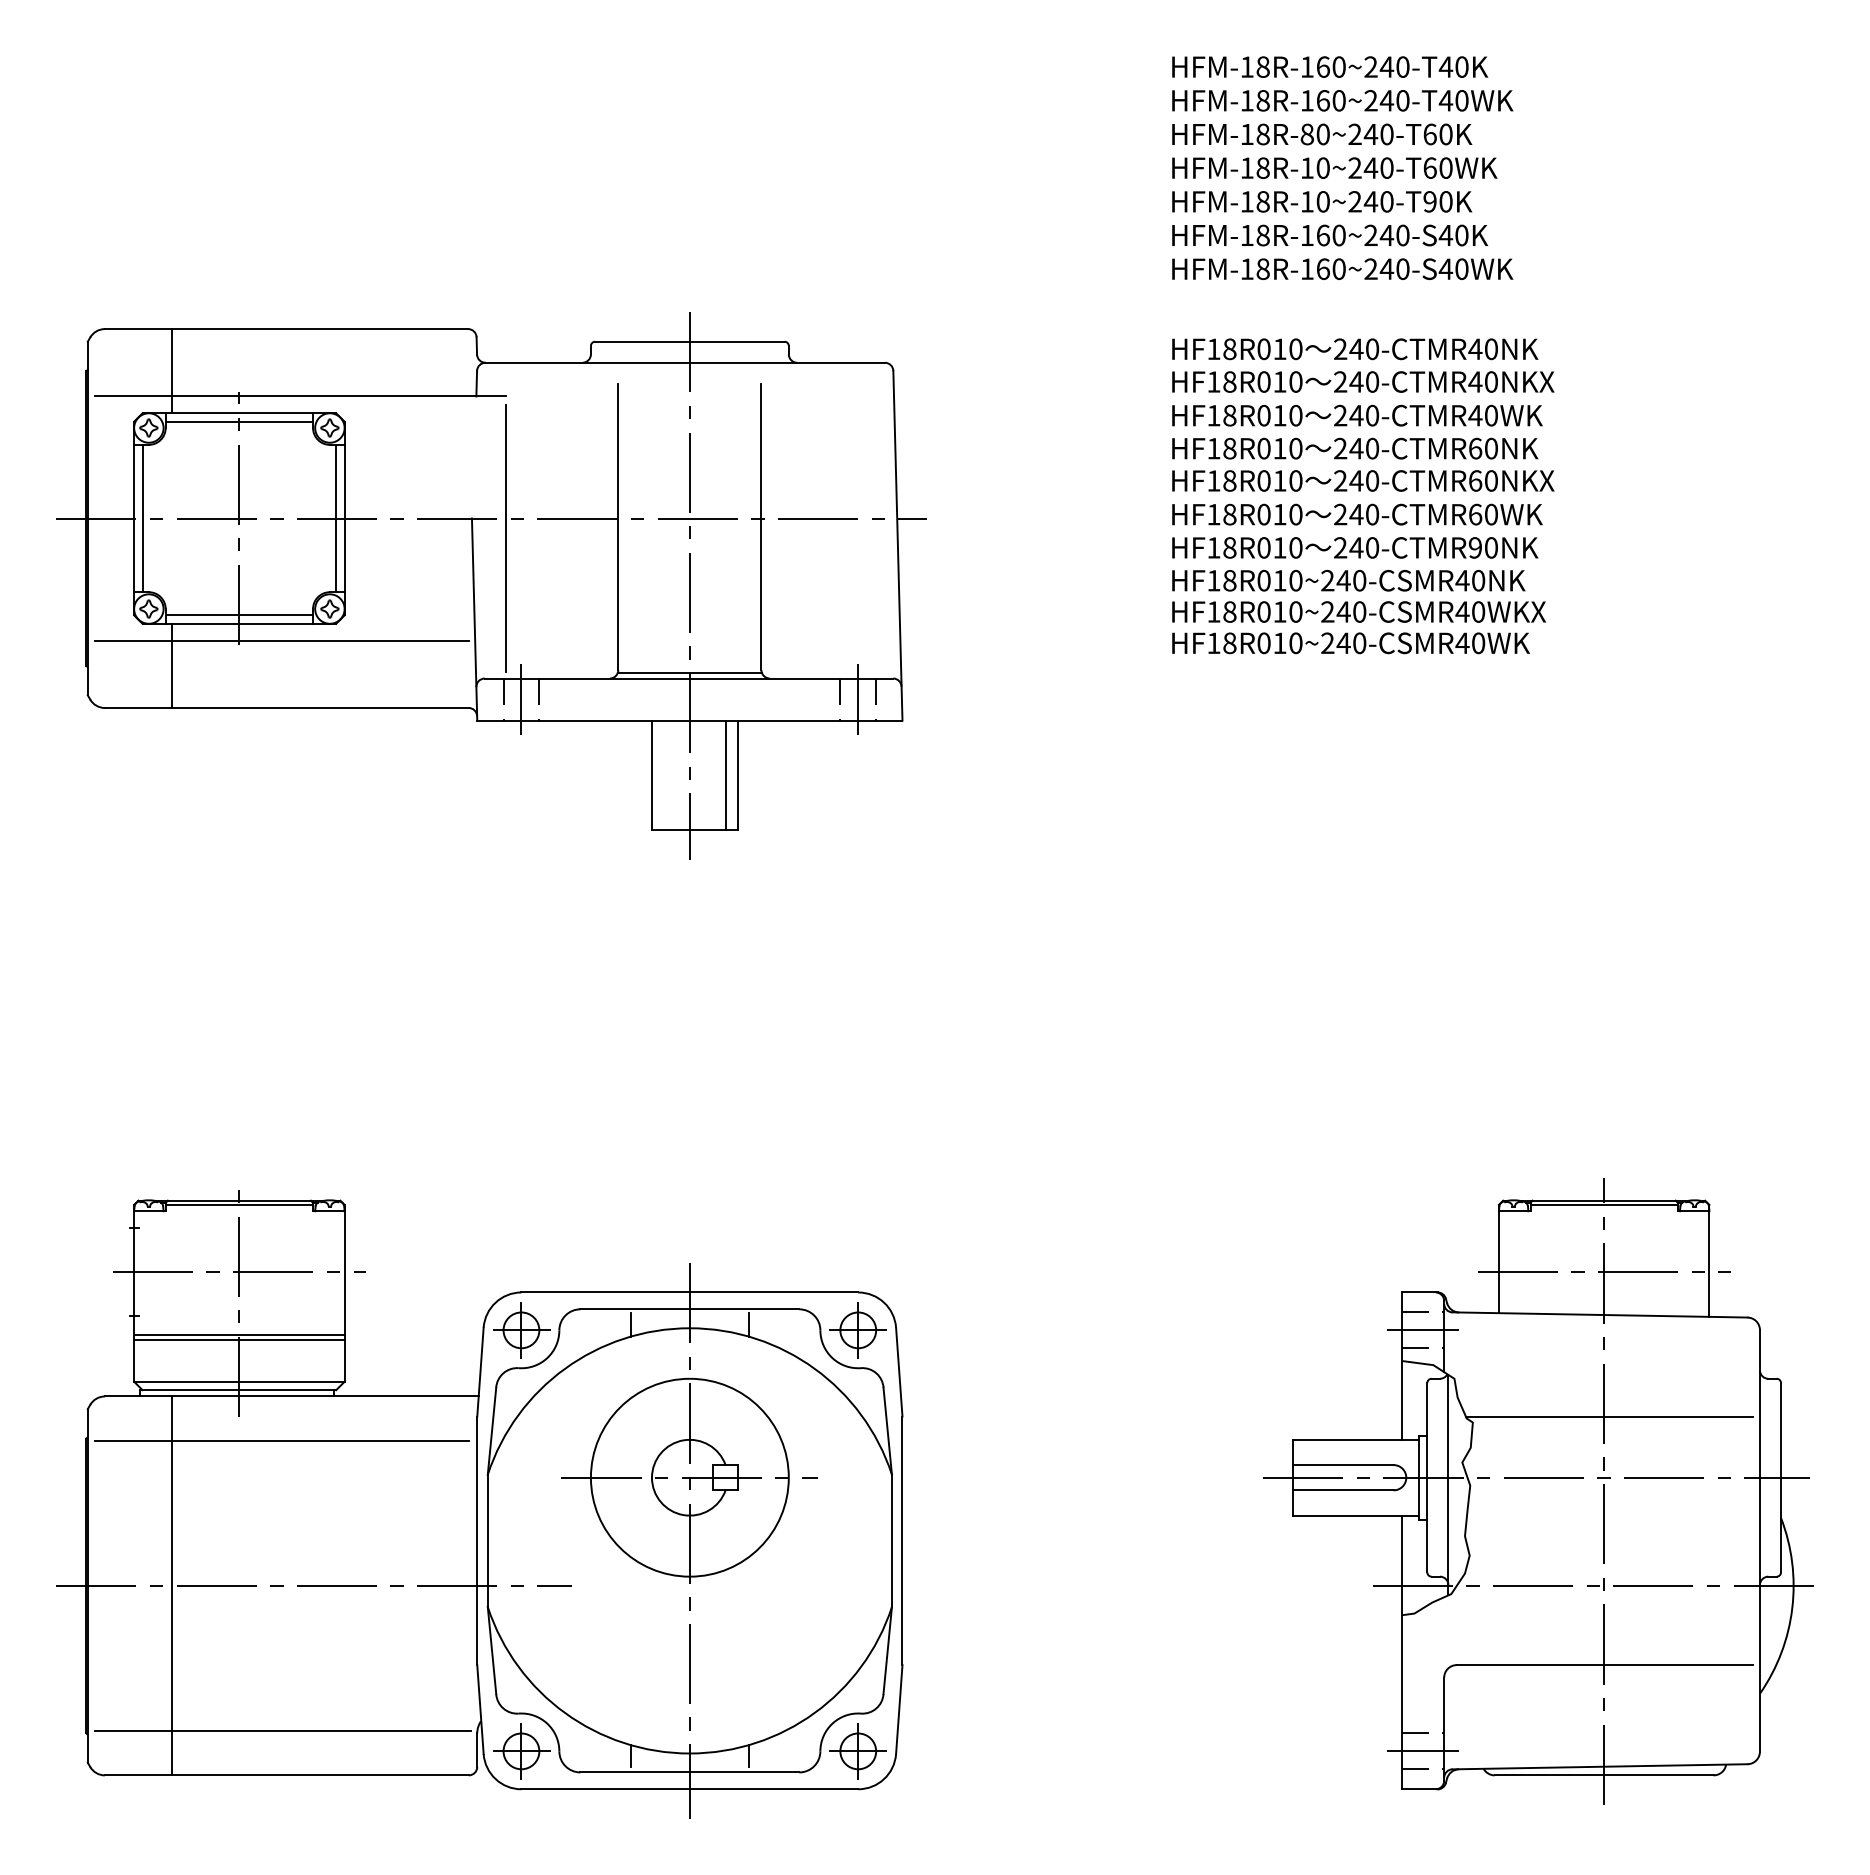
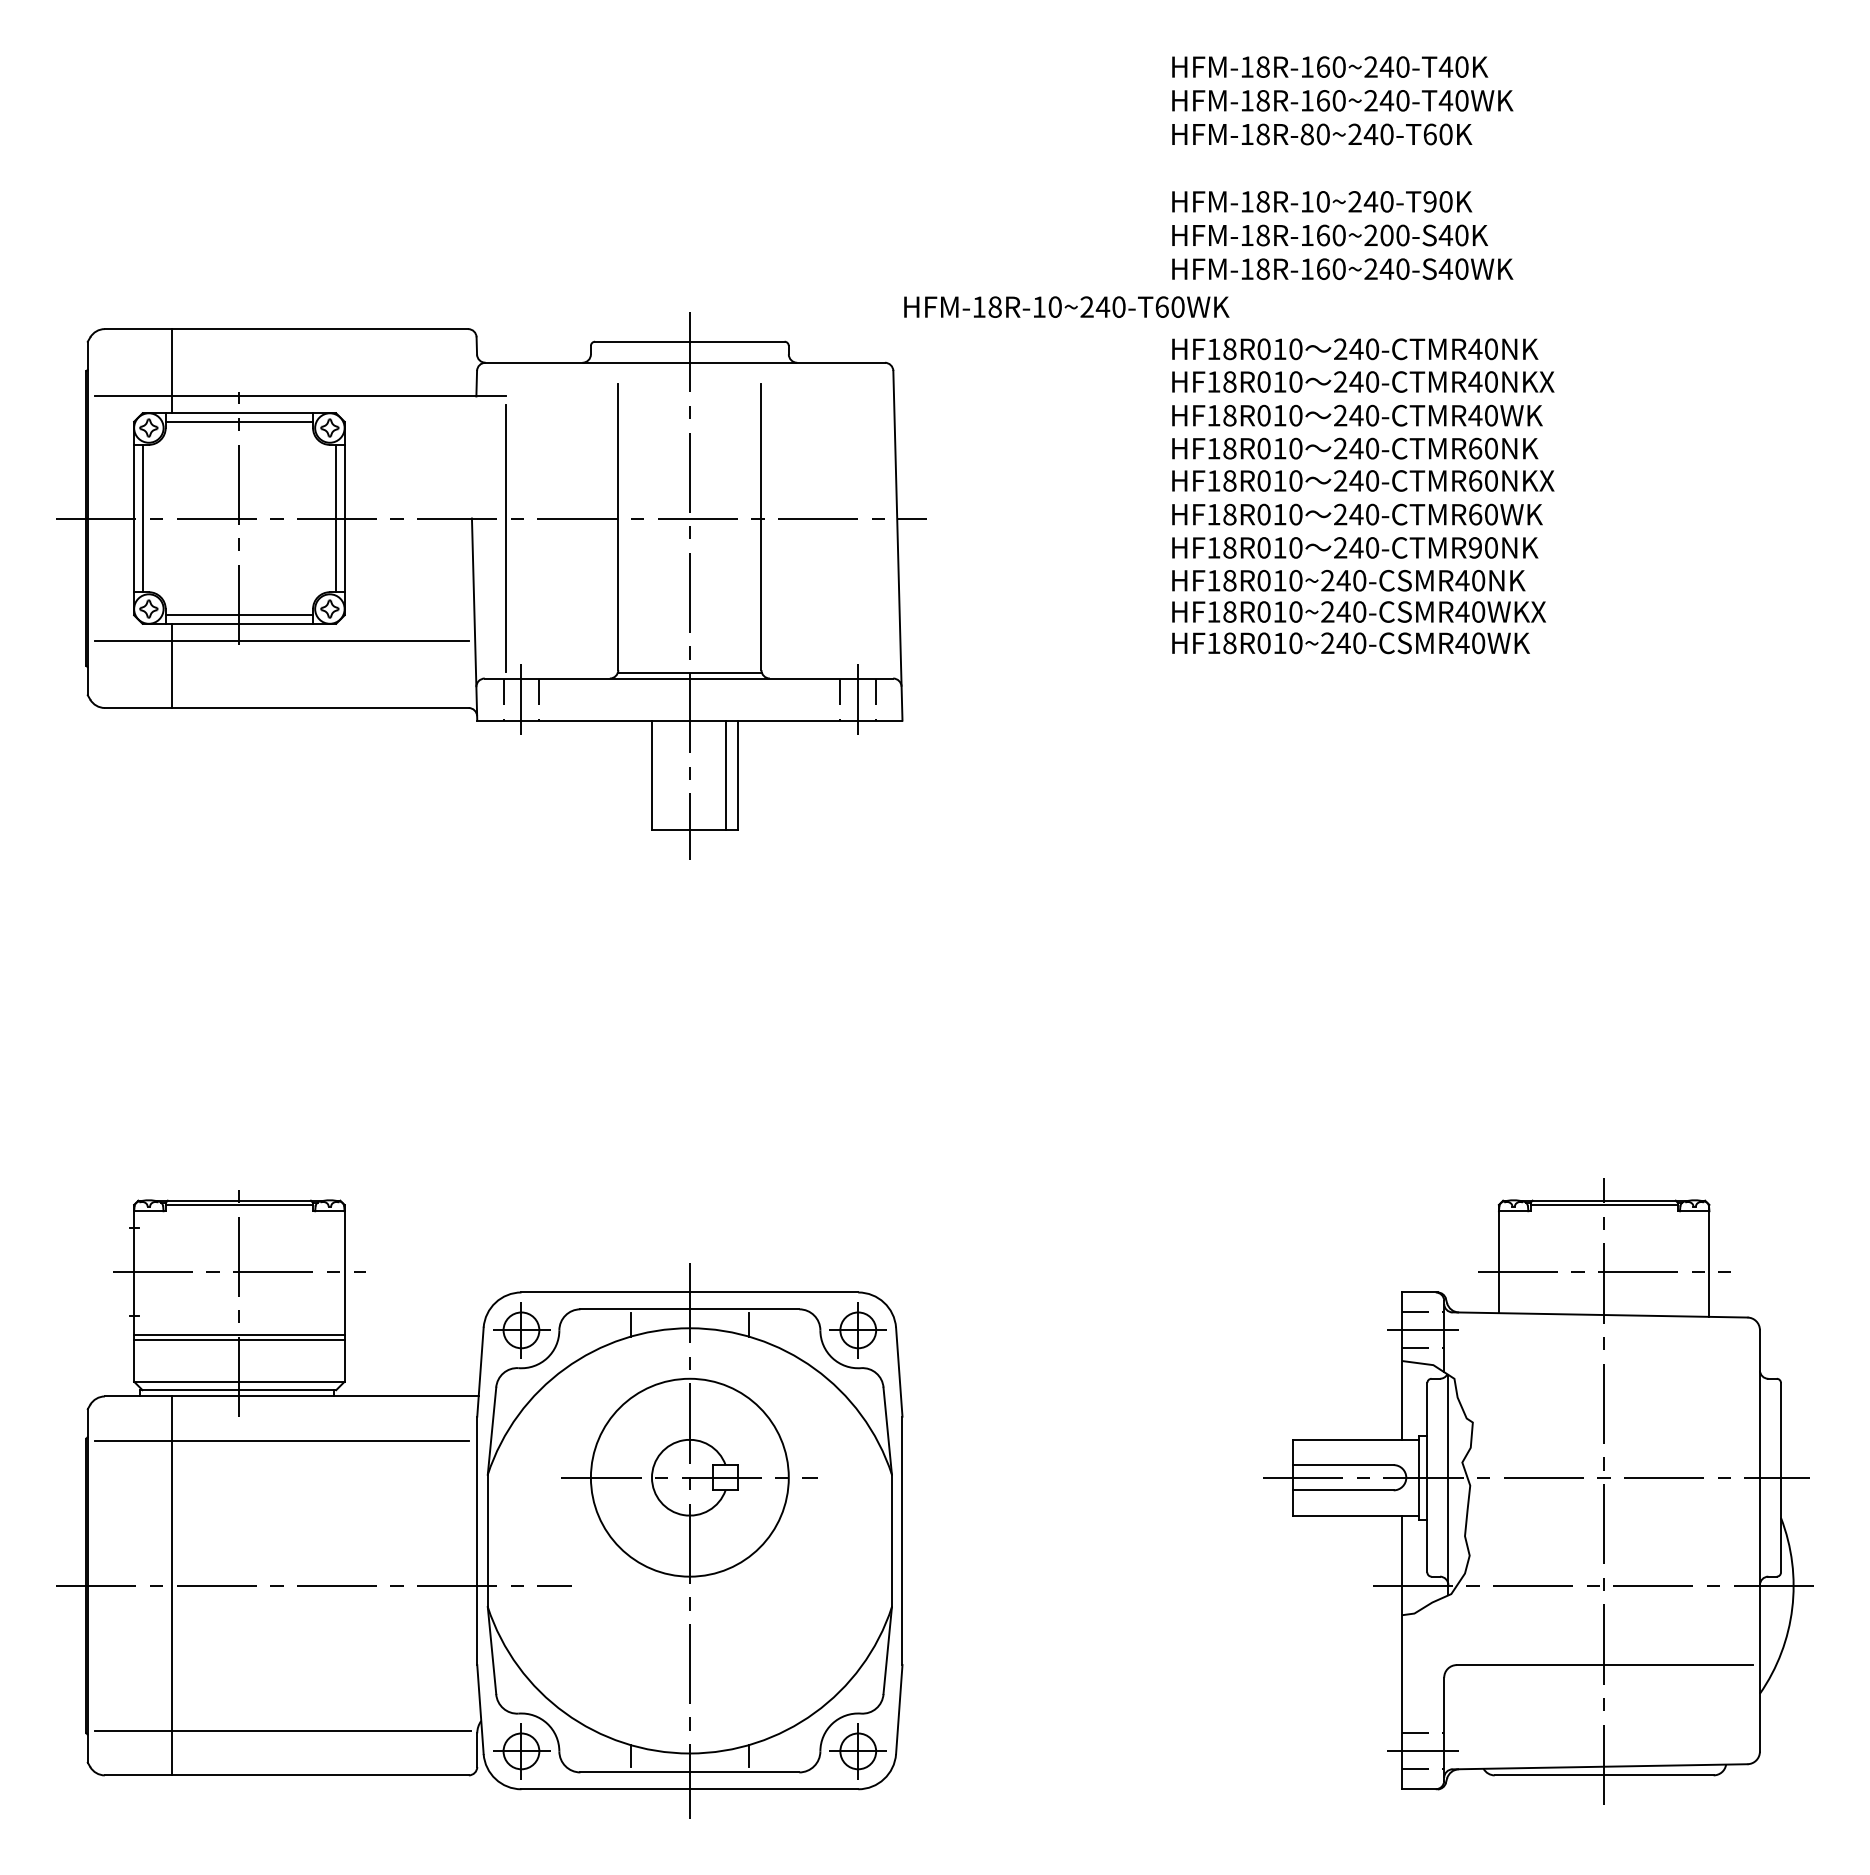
text position: (1334, 167) -> (1066, 306) (1066, 306)
text: HFM-18R-160~240-S40K -> HFM-18R-160~200-S40K (1386, 235)
line: present -> none (1608, 1416)
